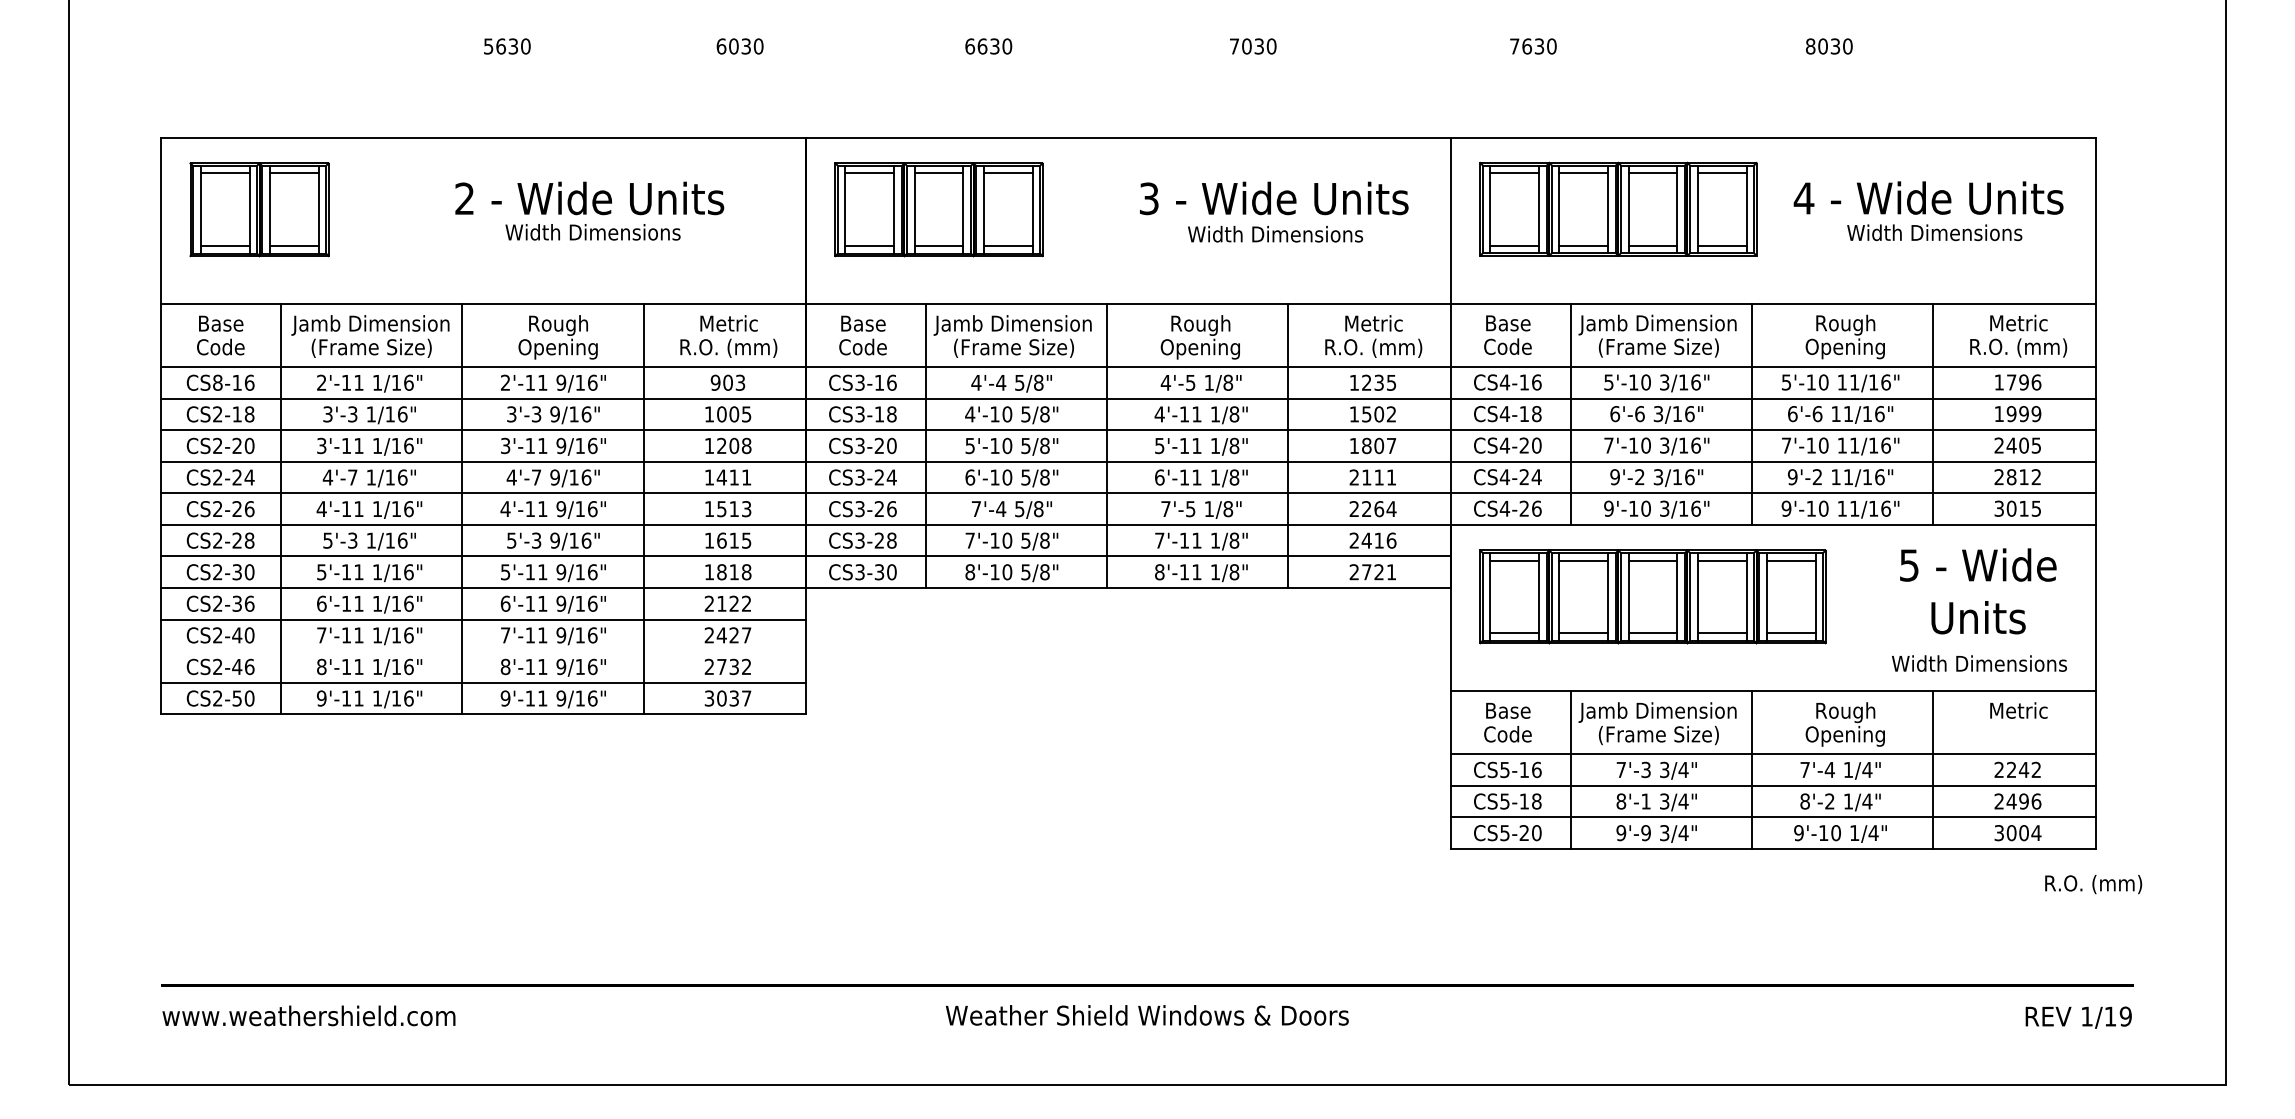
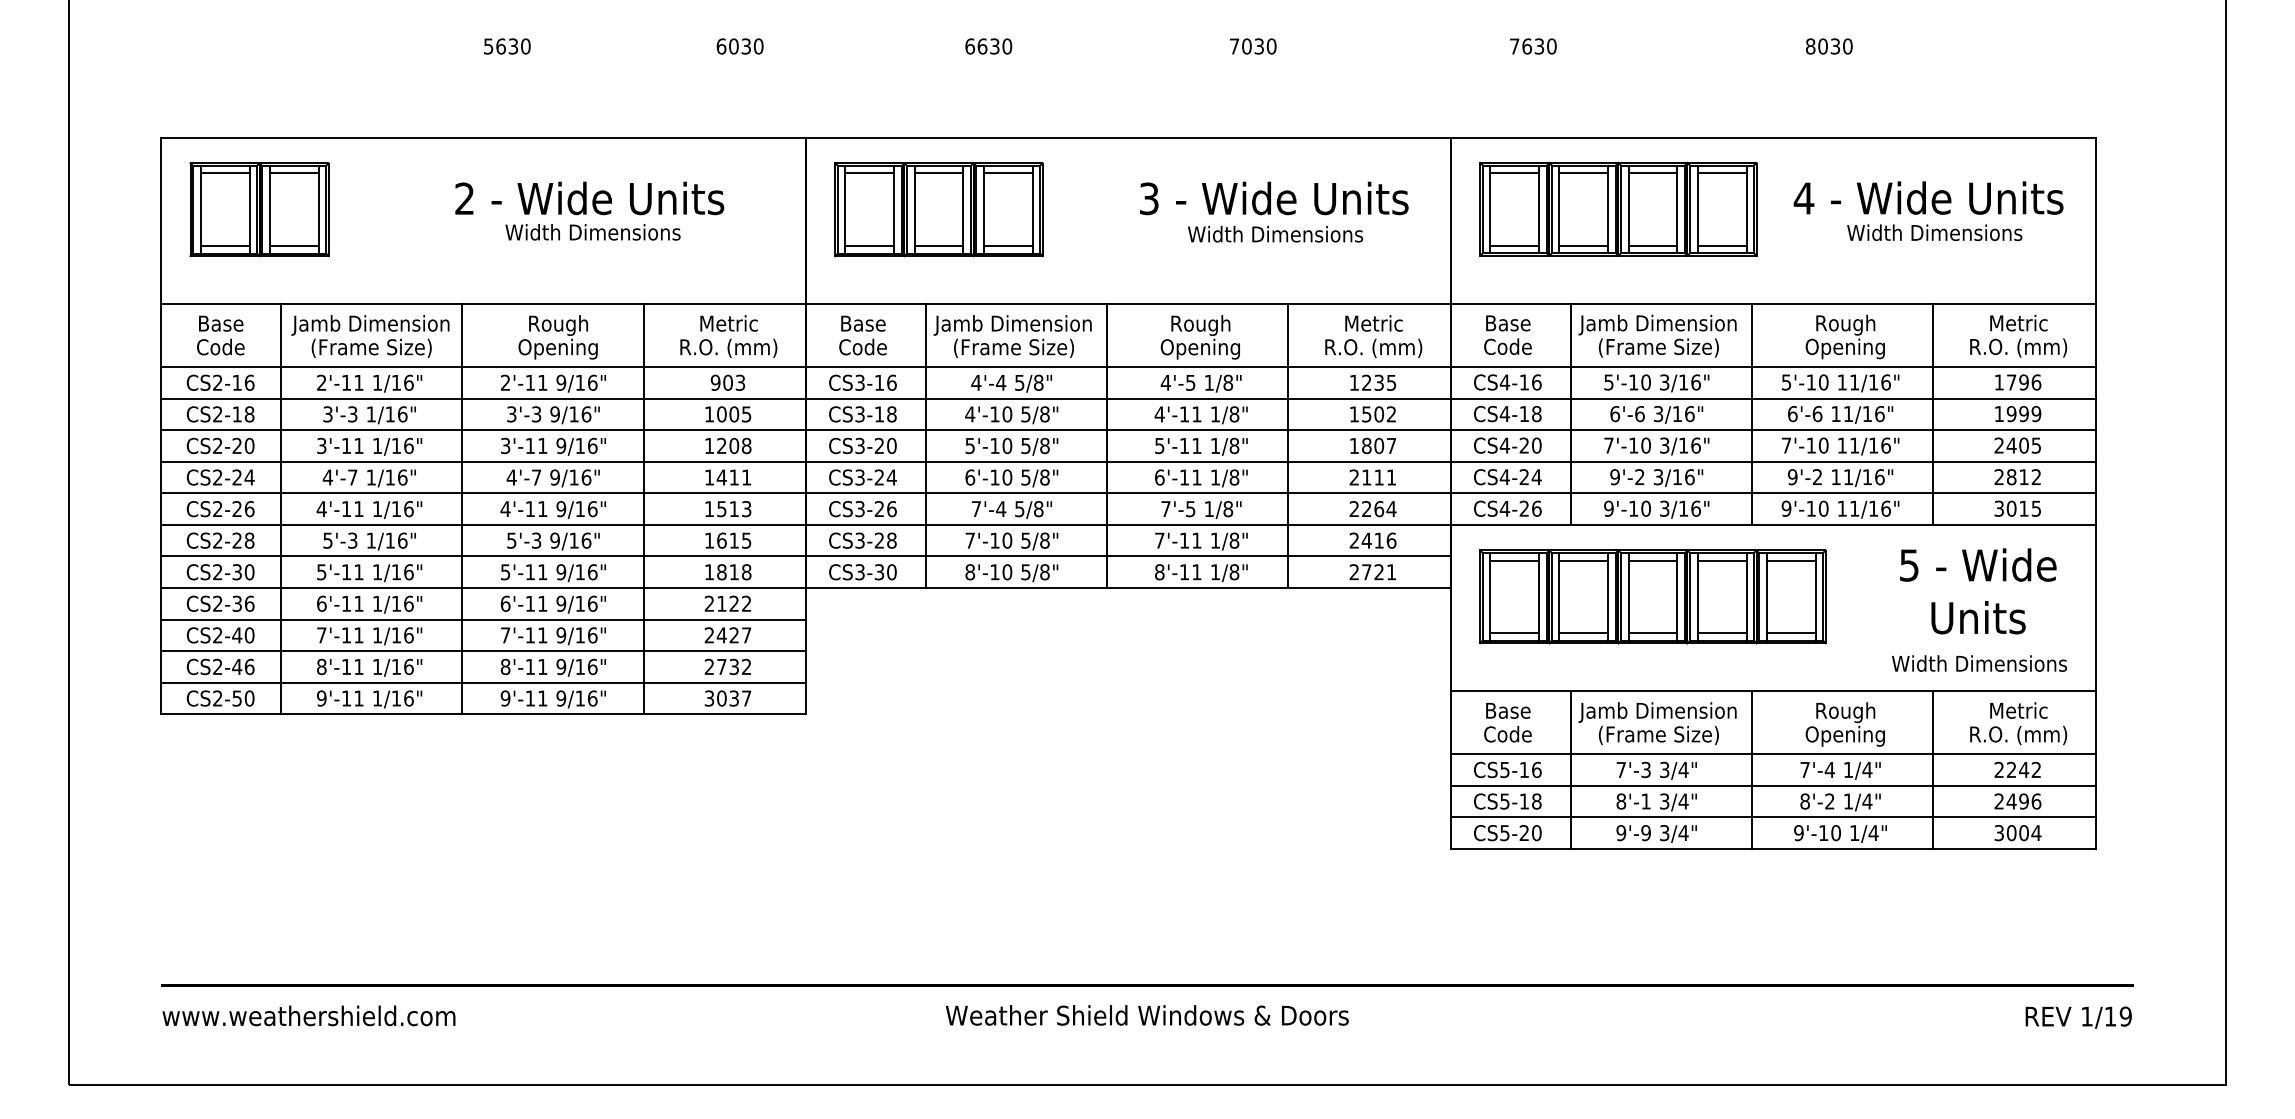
text: CS8-16 -> CS2-16 (217, 382)
line: none -> present (483, 651)
text position: (2093, 884) -> (2018, 735) (2018, 735)
